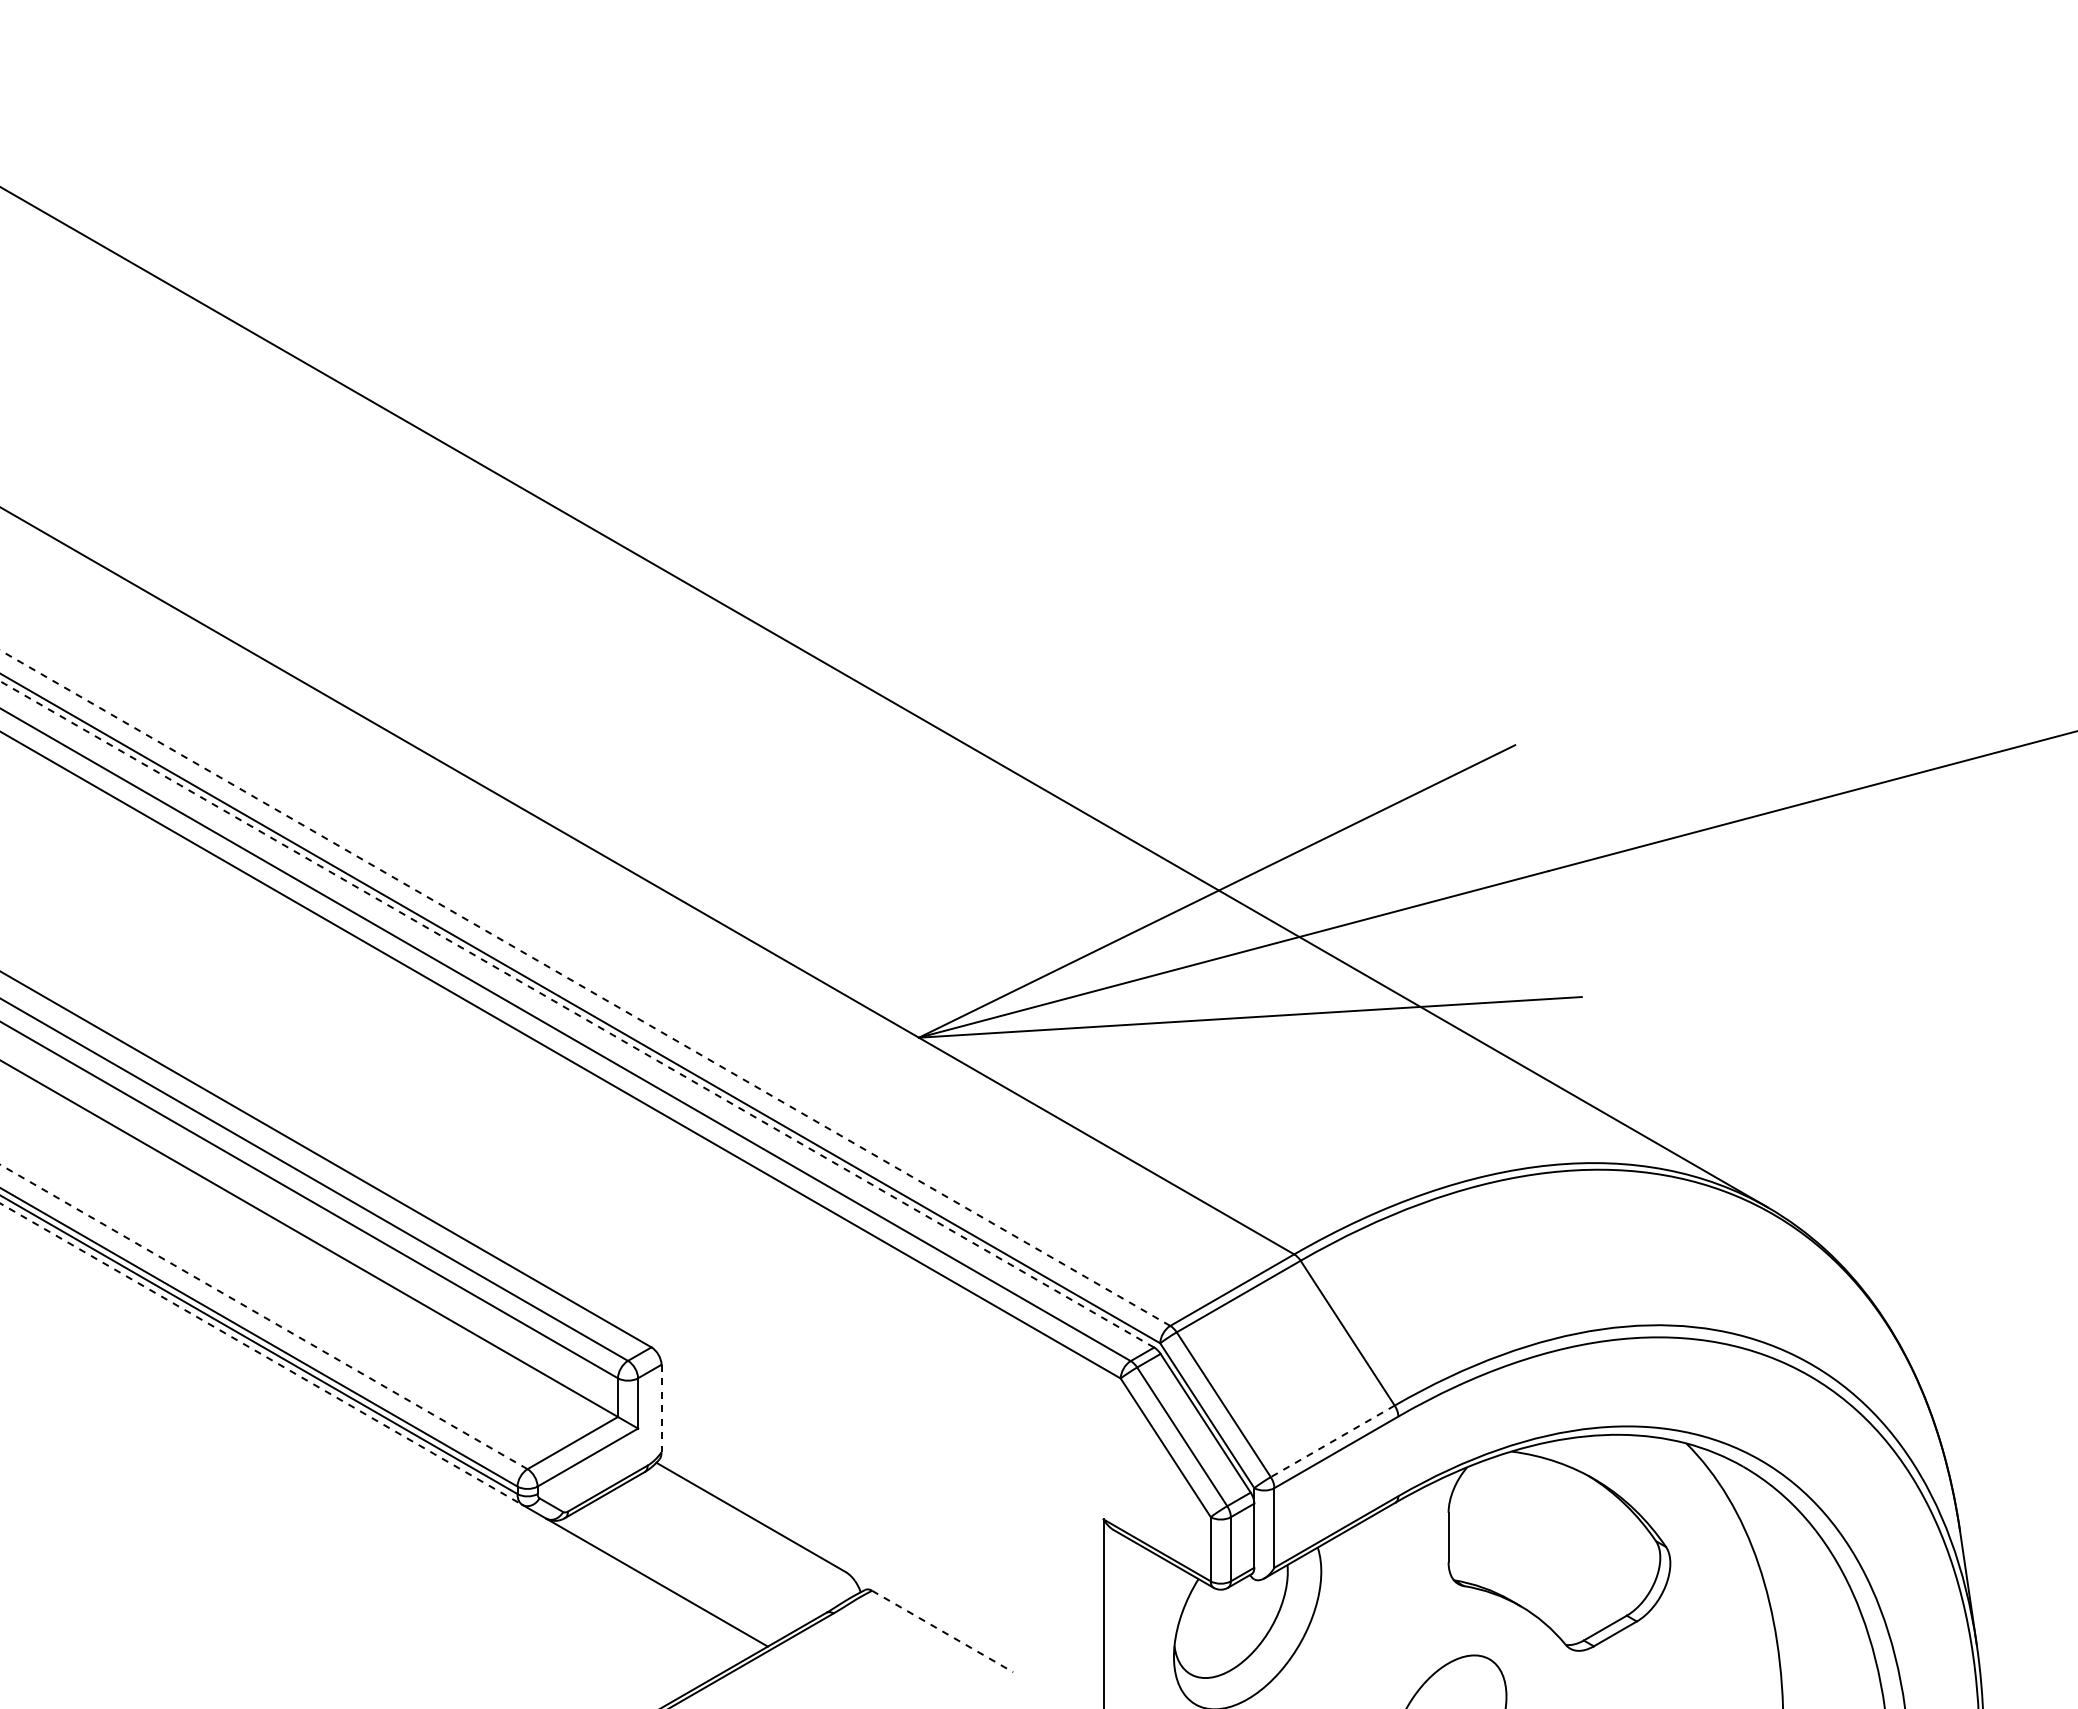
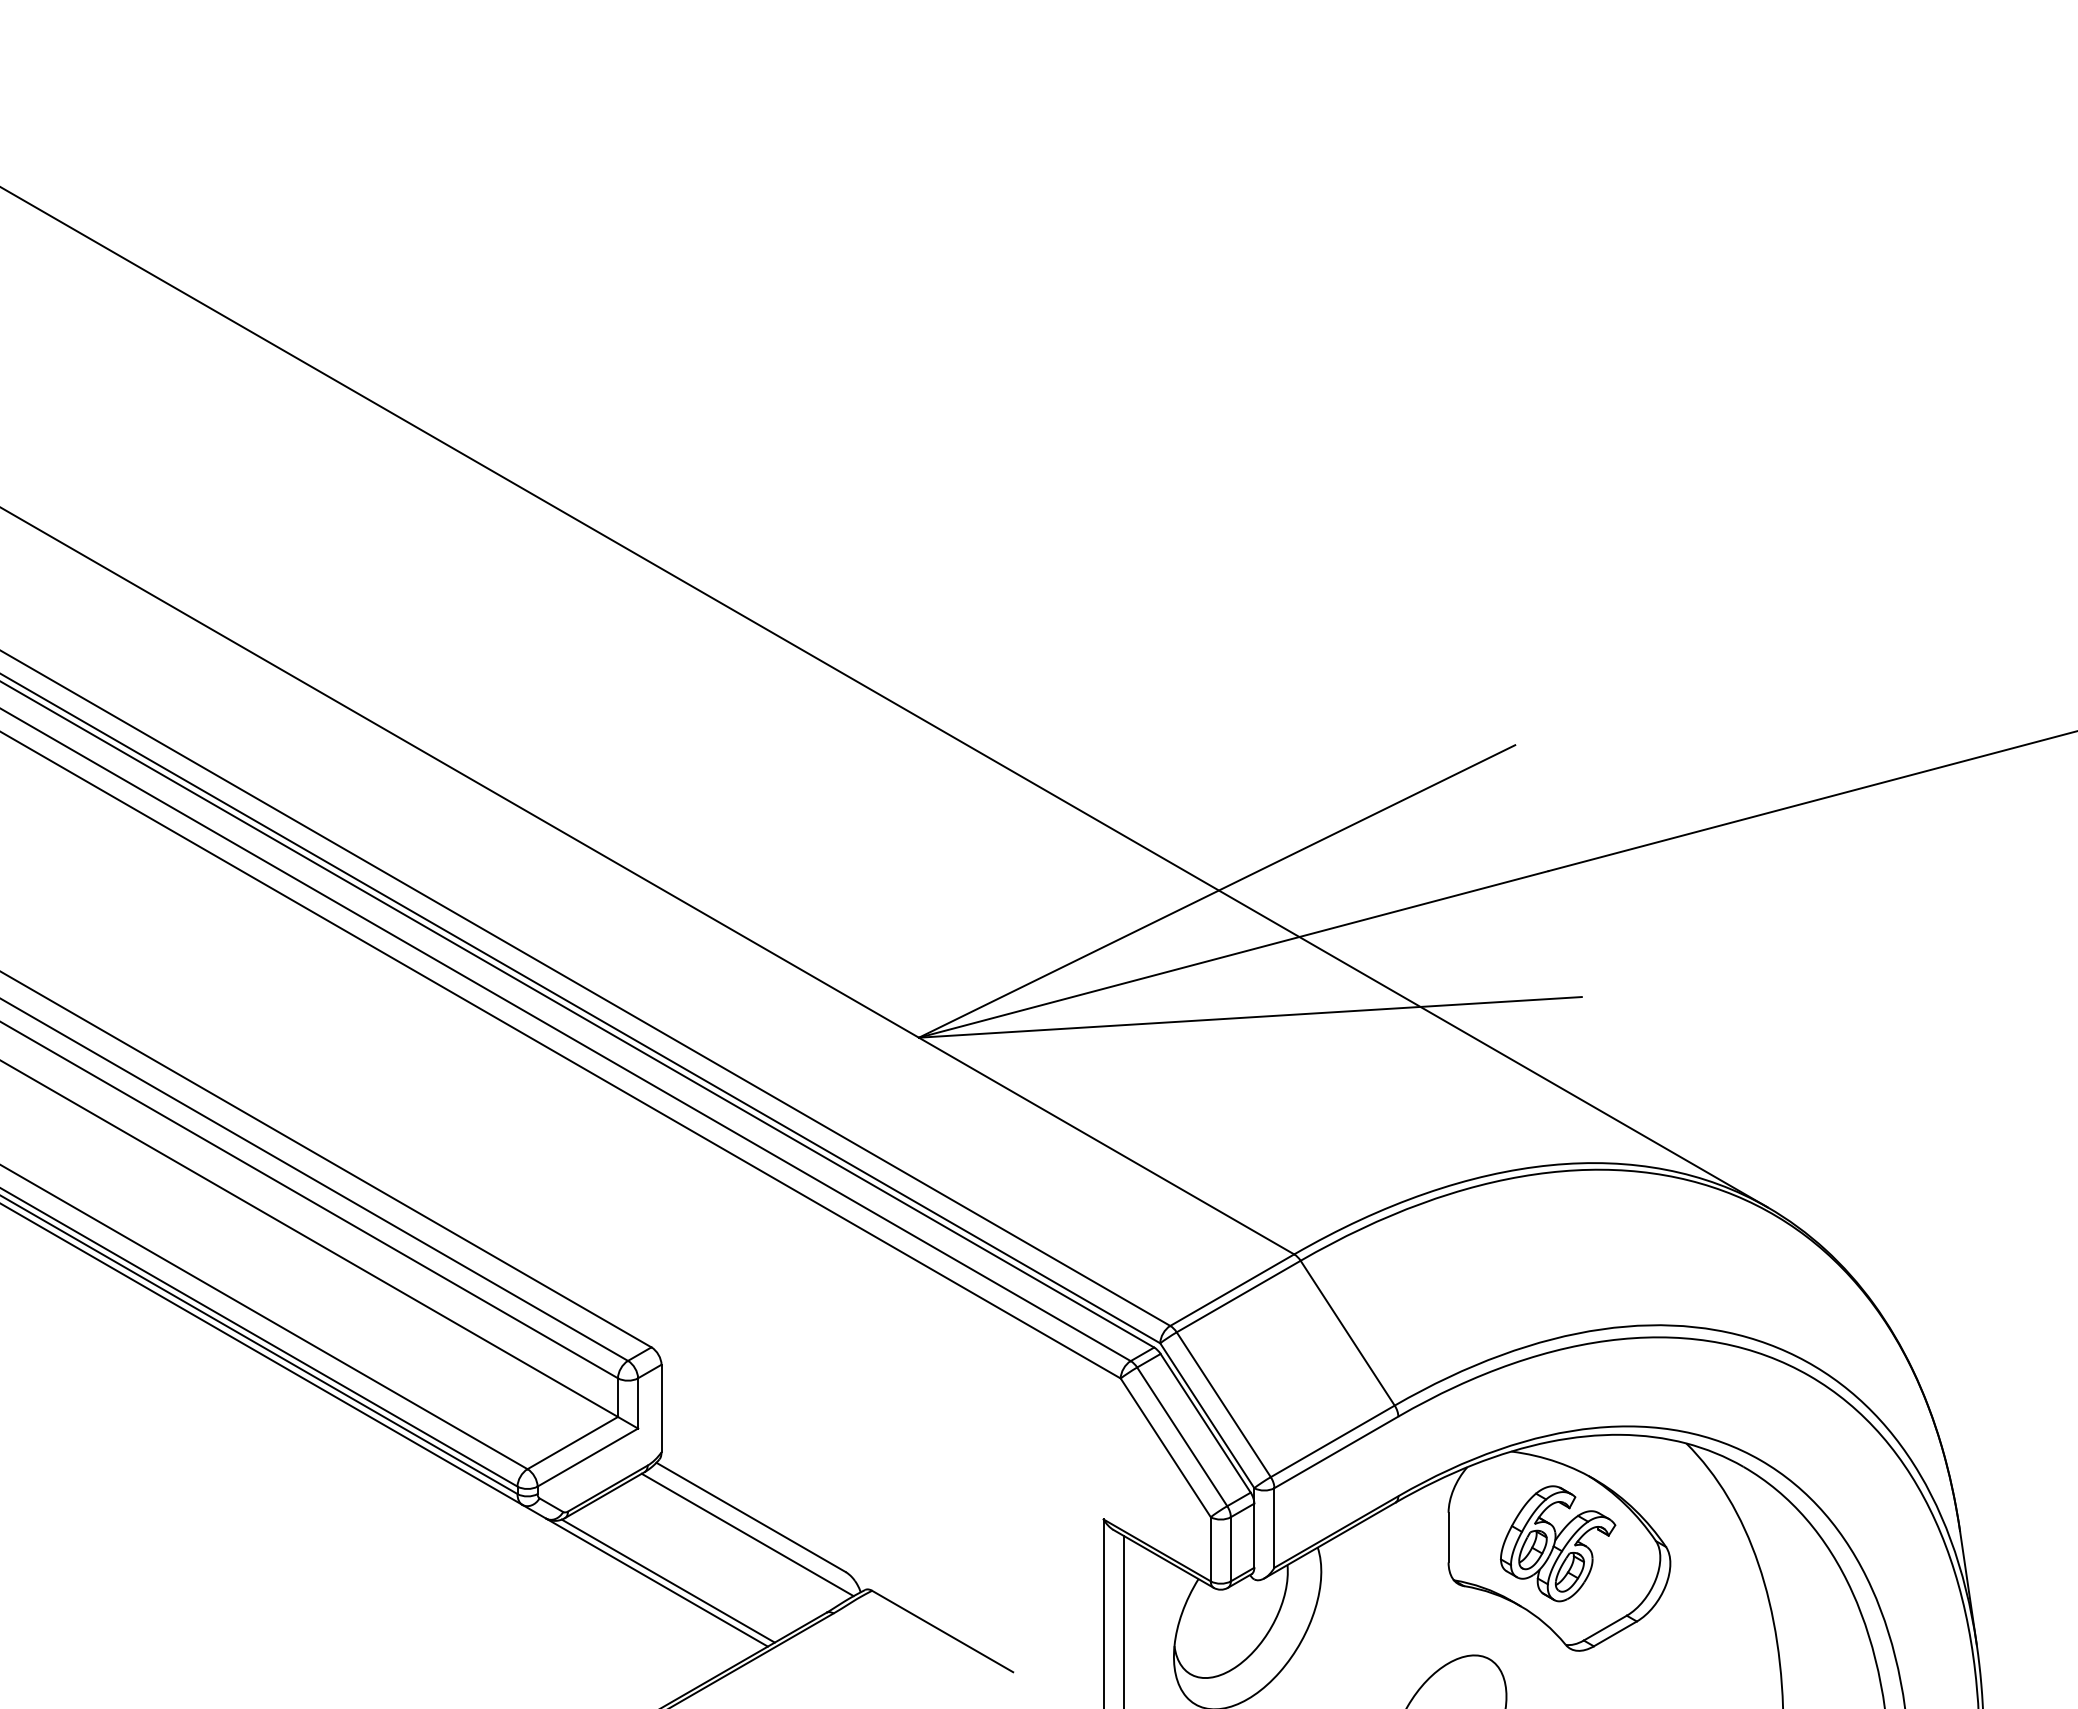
line: dashed -> solid (584, 987)
line: dashed -> solid (577, 1014)
line: dashed -> solid (263, 1316)
line: dashed -> solid (261, 1354)
line: dashed -> solid (661, 1408)
line: dashed -> solid (1332, 1441)
line: none -> present (747, 1534)
part: none -> present (1558, 1543)
line: none -> present (667, 1580)
line: none -> present (1123, 1620)
line: dashed -> solid (943, 1631)
